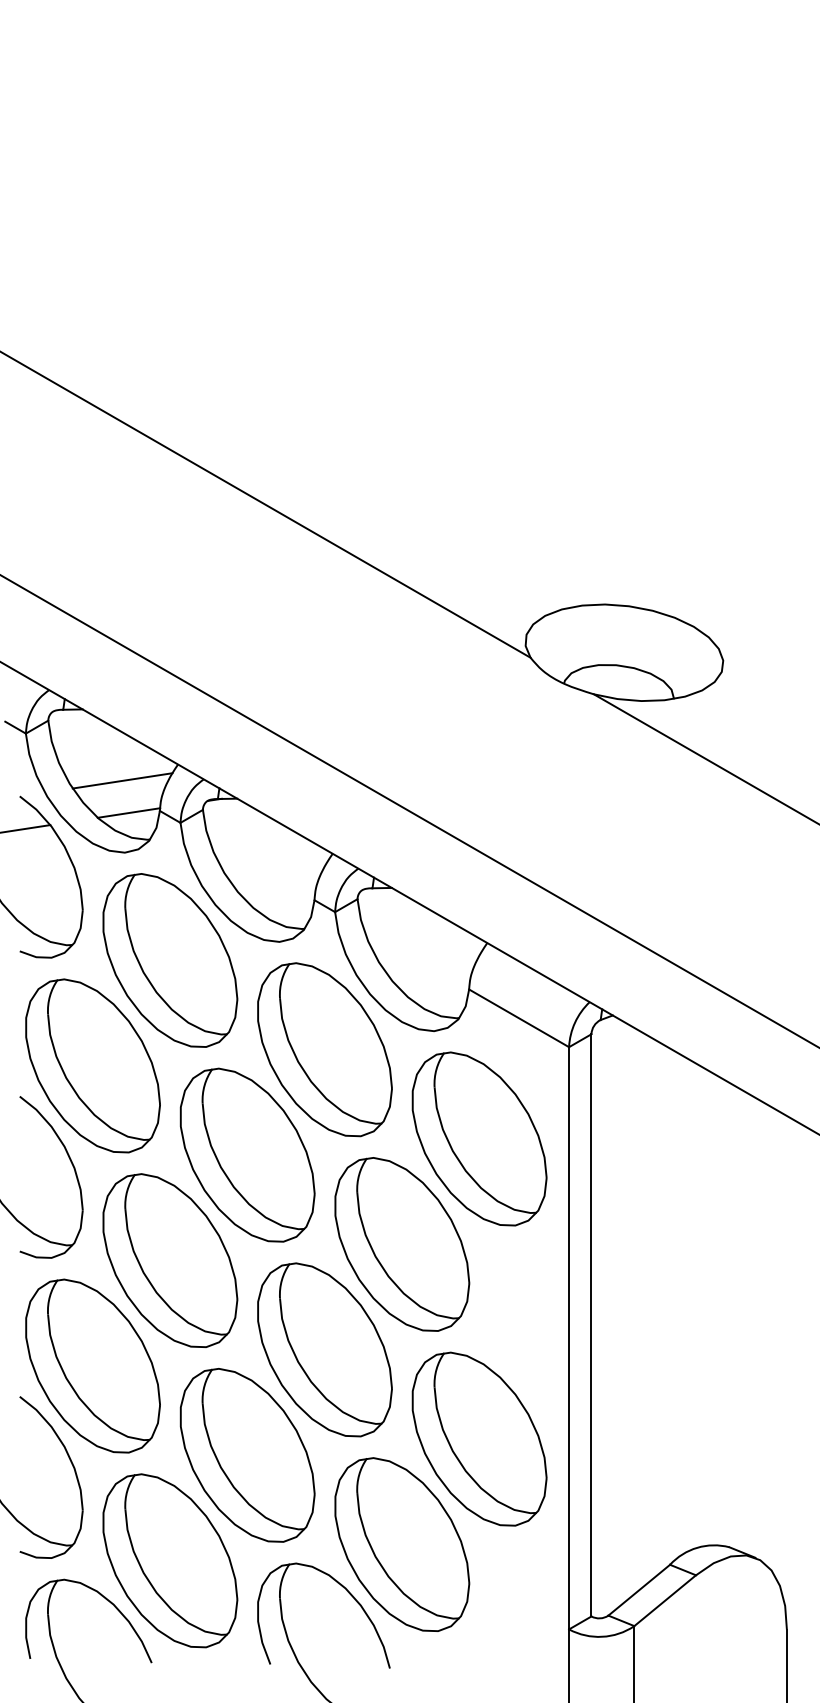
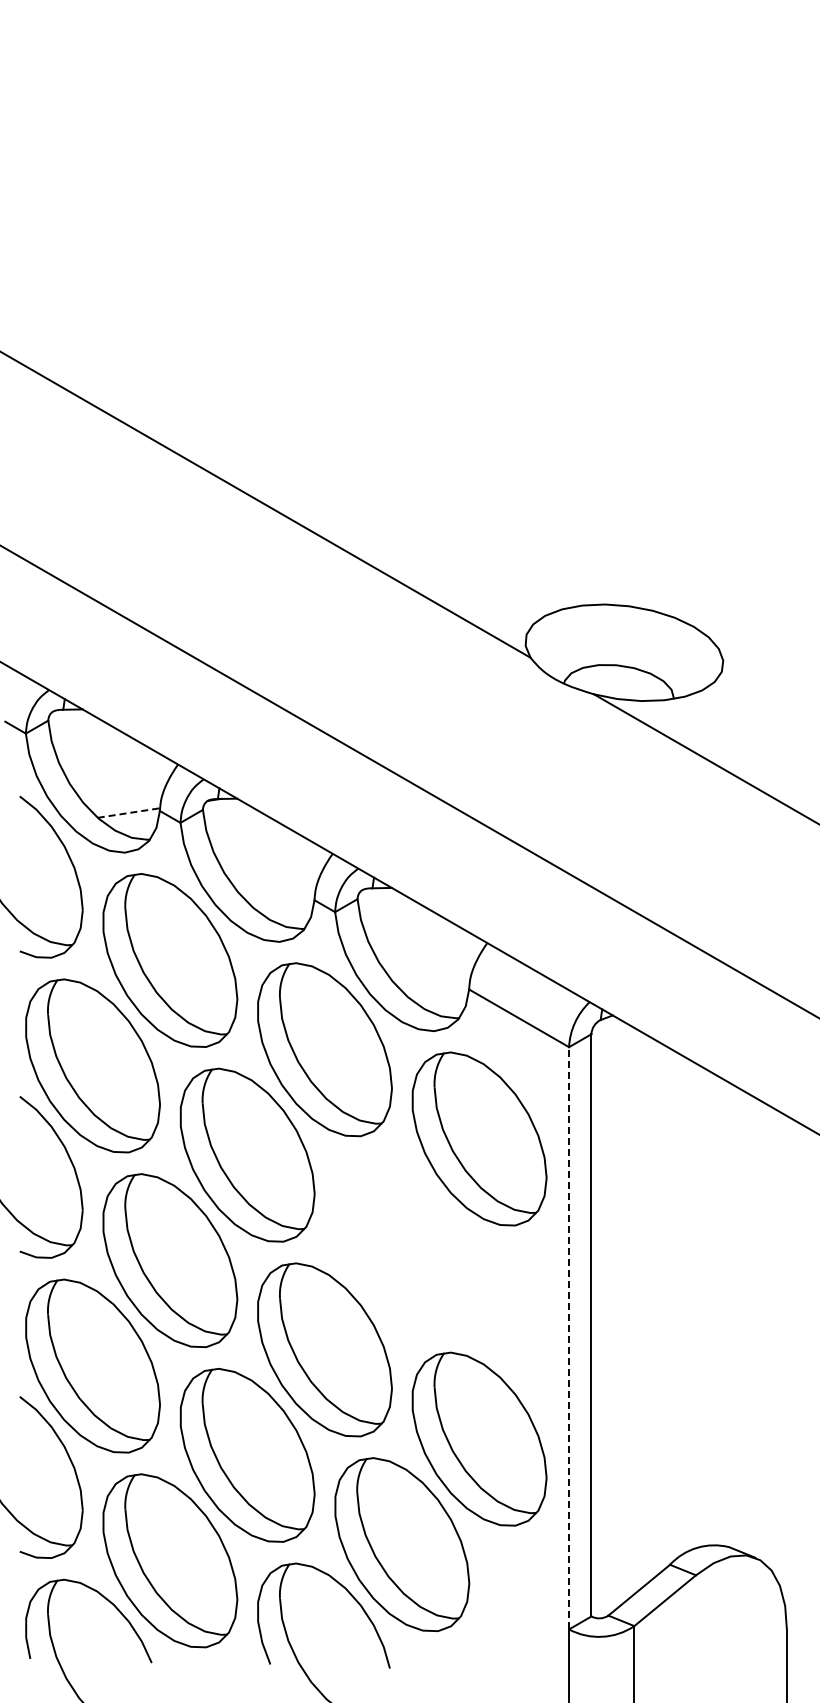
line: present -> none (122, 780)
line position: (409, 811) -> (409, 781) (409, 781)
line: solid -> dashed (128, 813)
line: present -> none (26, 828)
part: present -> none (402, 1244)
line: solid -> dashed (569, 1337)
